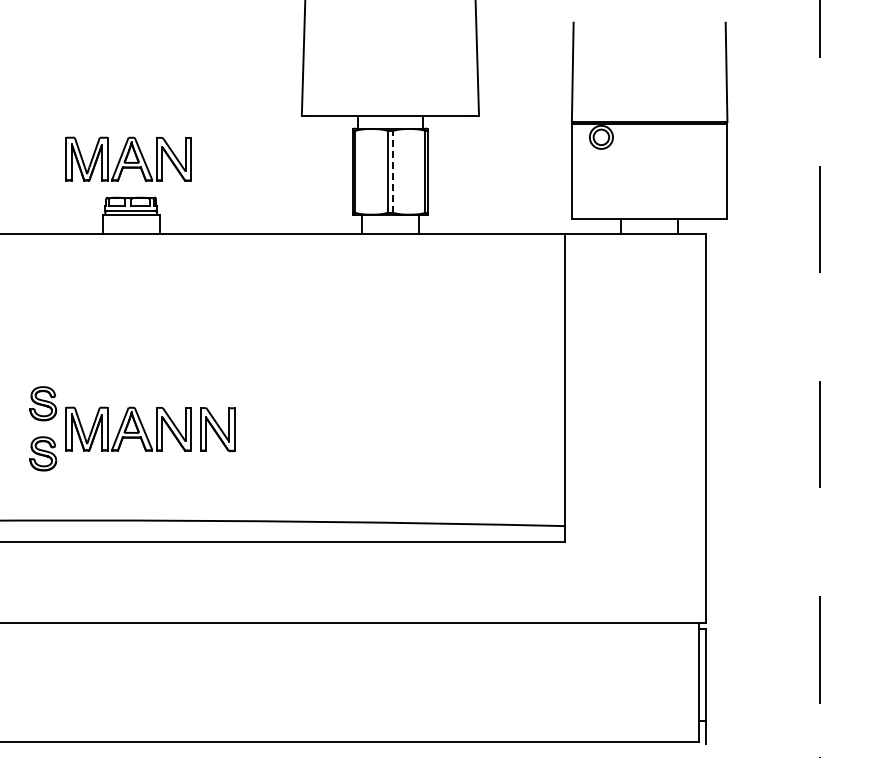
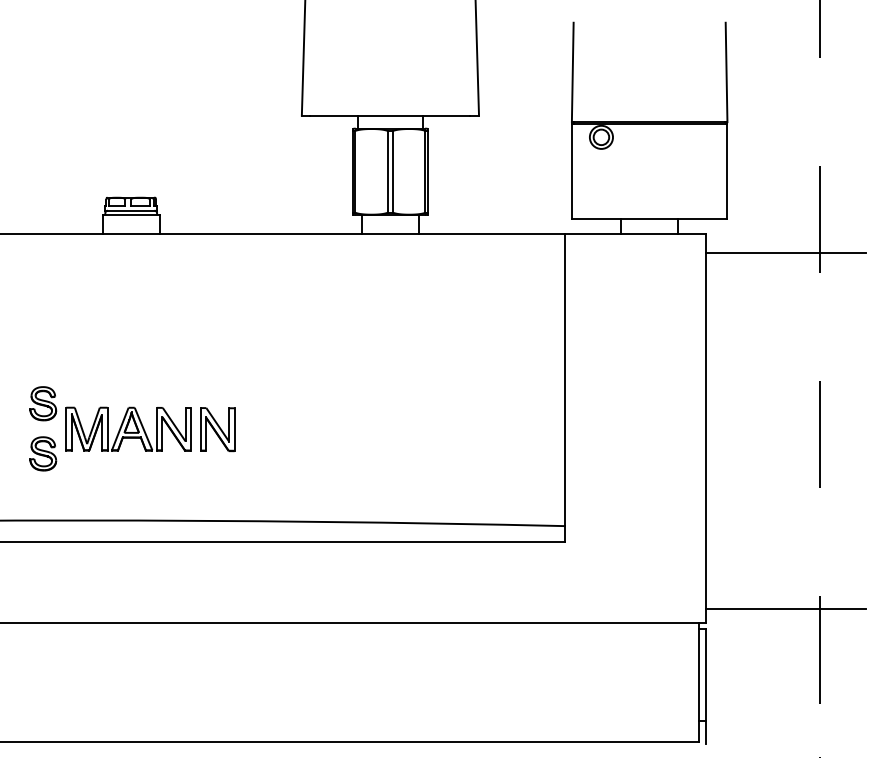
part: present -> none (128, 158)
line: dashed -> solid (393, 171)
line: none -> present (785, 252)
line: none -> present (785, 609)
